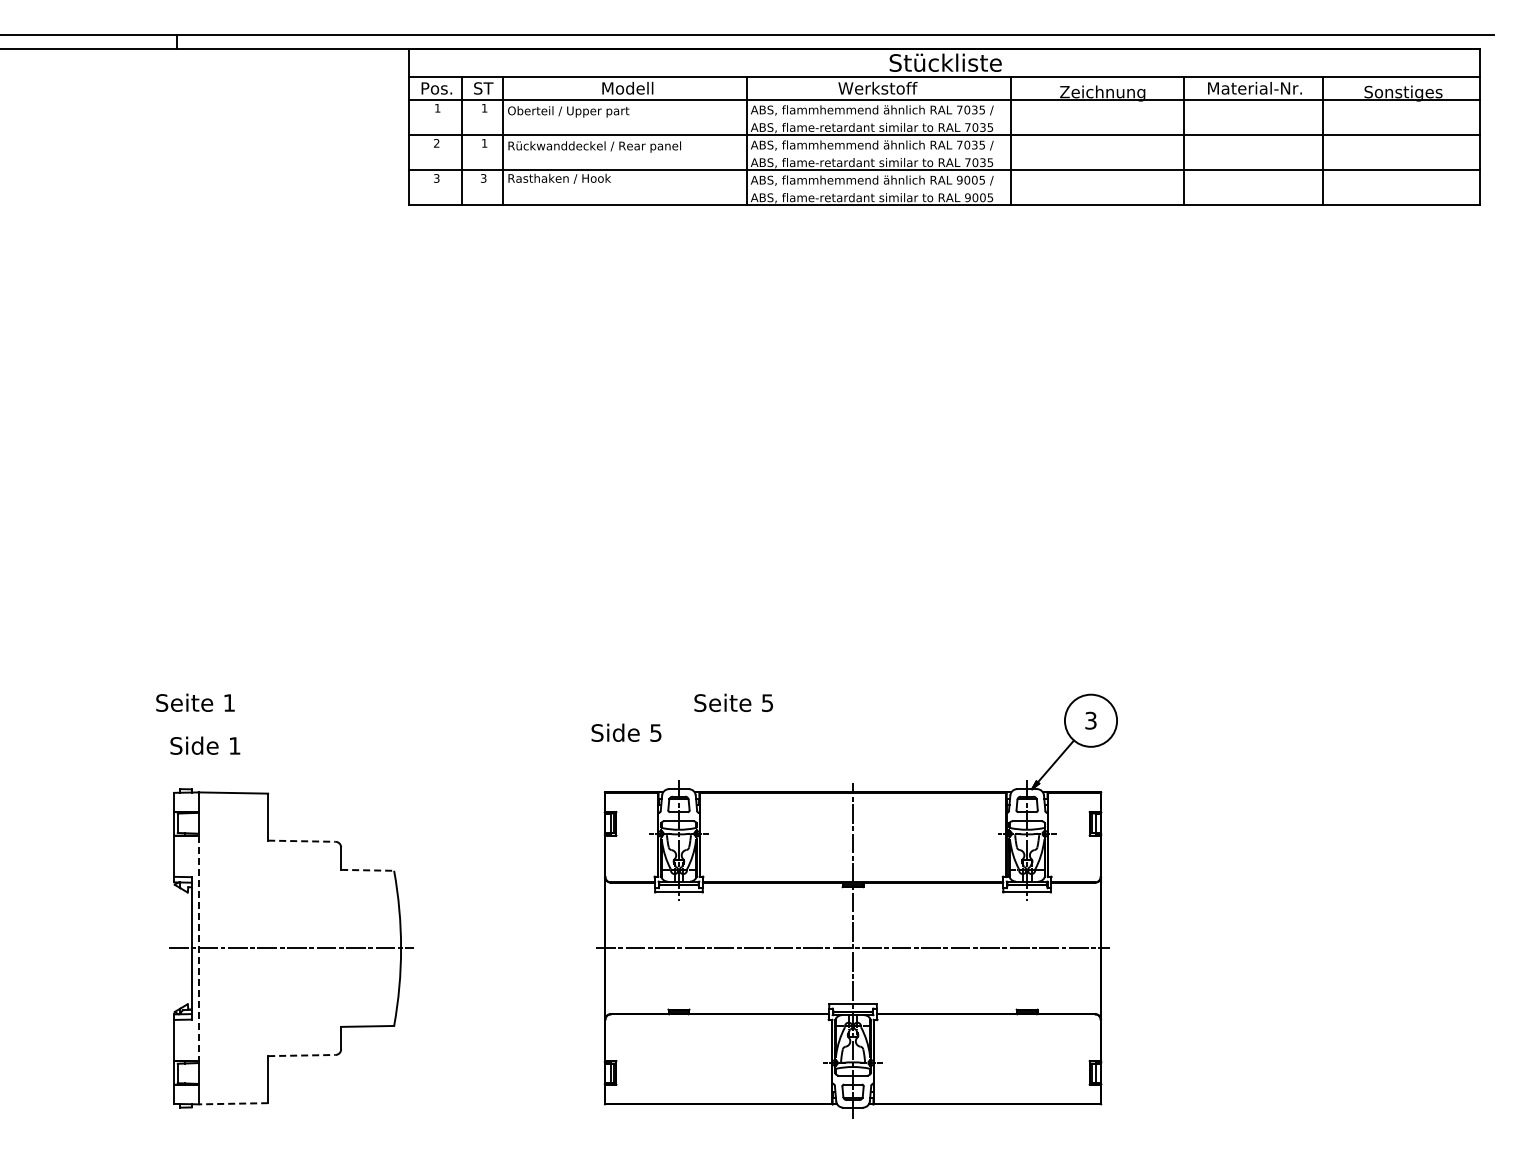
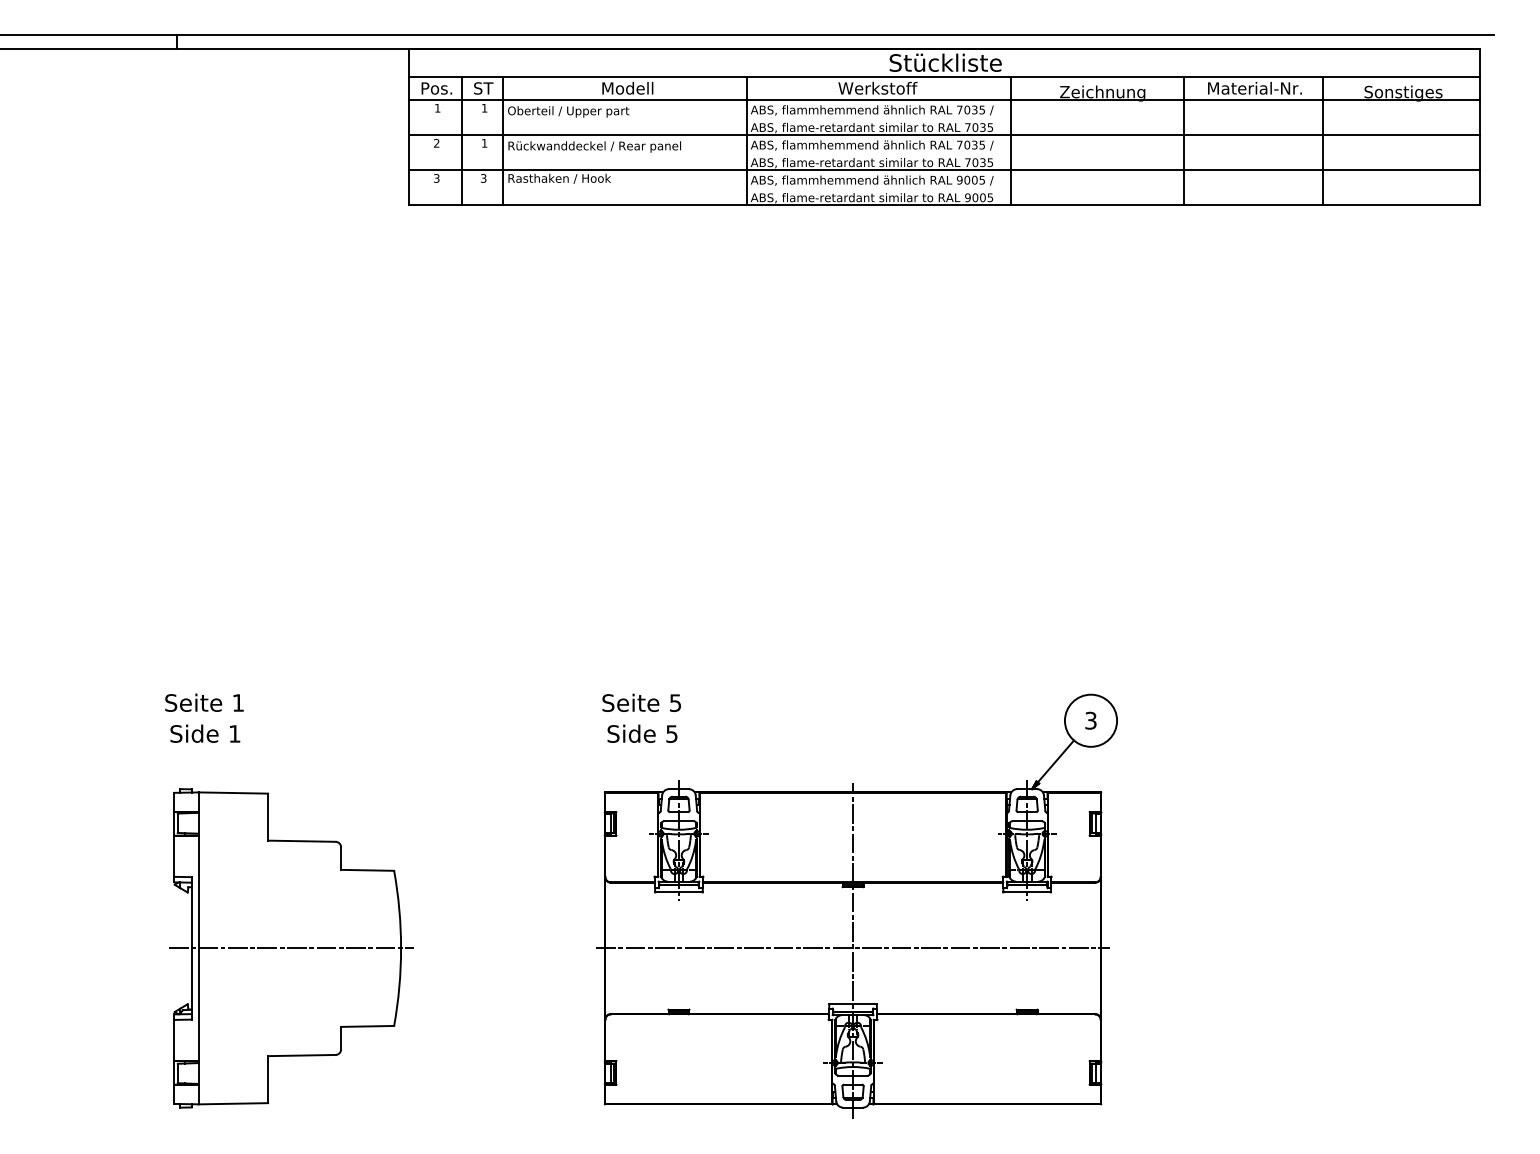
text position: (195, 702) -> (204, 702) (204, 702)
text position: (733, 702) -> (641, 702) (641, 702)
text position: (626, 732) -> (642, 733) (642, 733)
text position: (205, 745) -> (205, 733) (205, 733)
line: dashed -> solid (301, 841)
line: dashed -> solid (367, 870)
line: dashed -> solid (198, 948)
line: dashed -> solid (301, 1055)
line: dashed -> solid (233, 1103)
